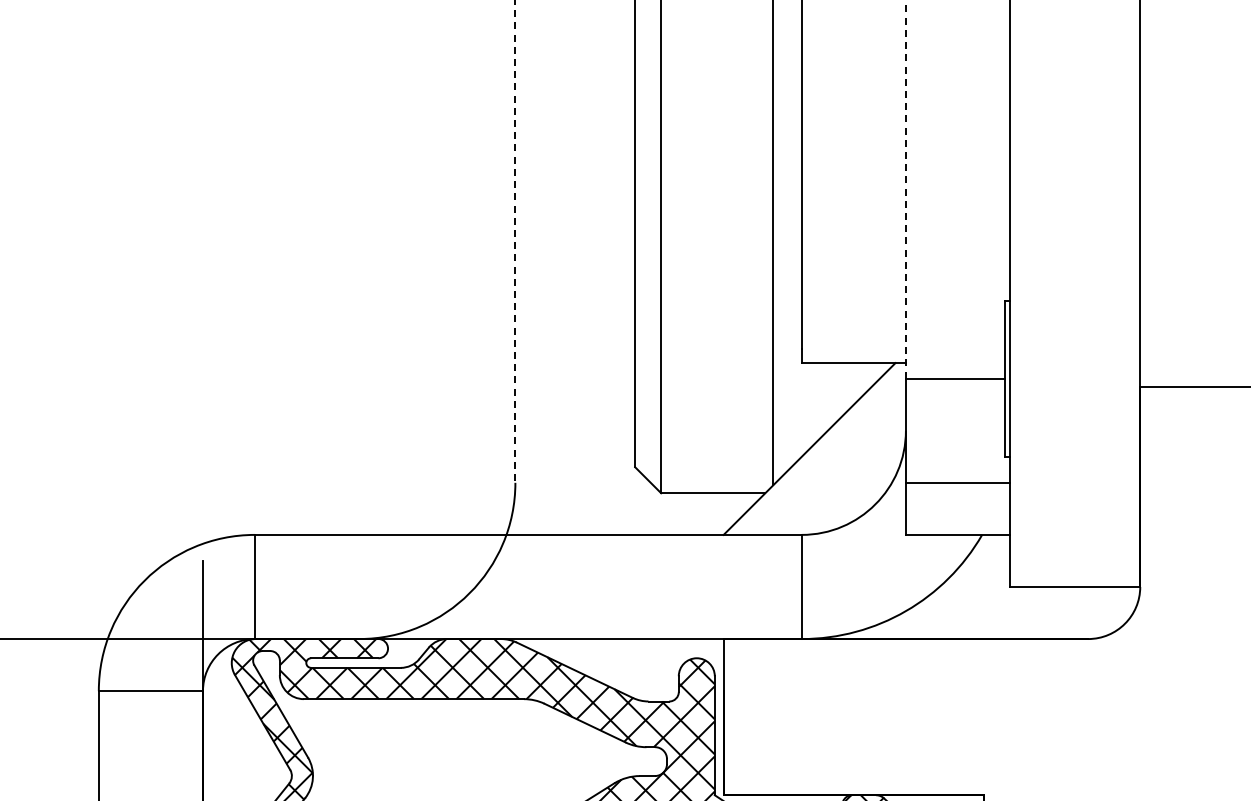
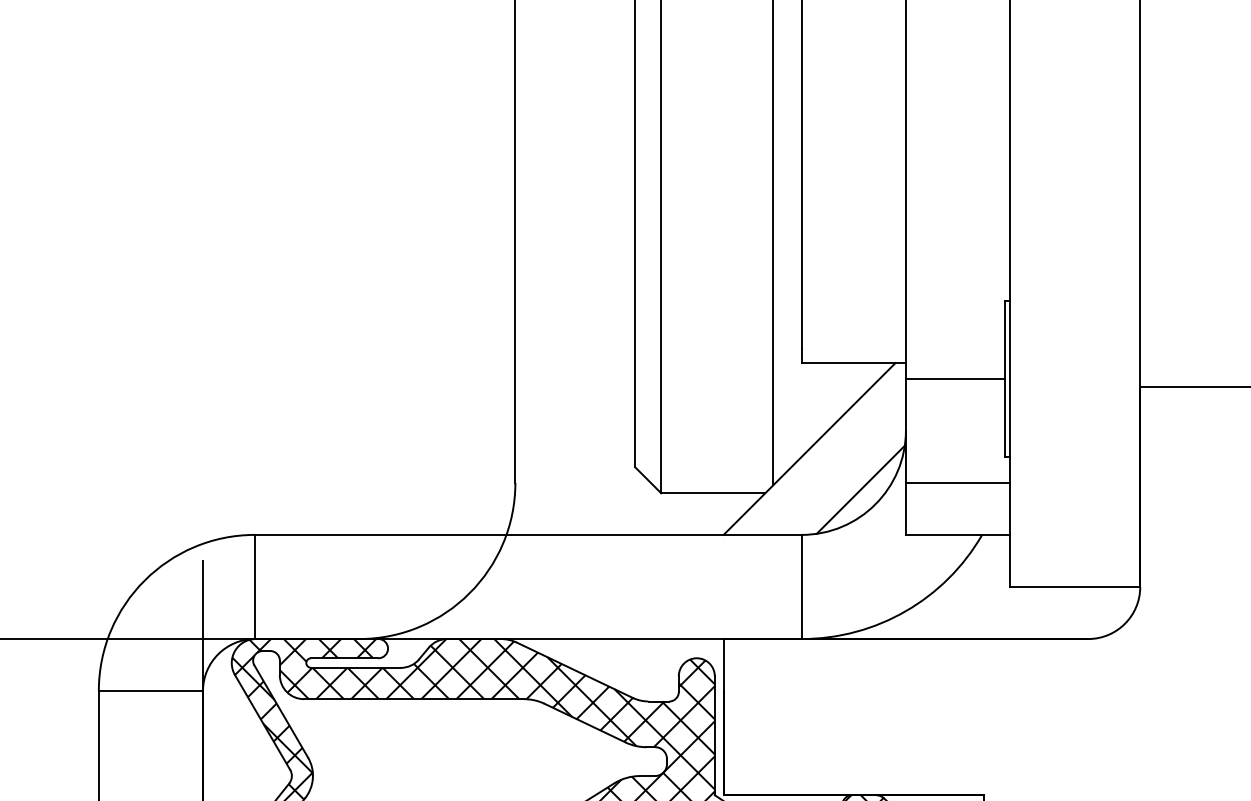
line: dashed -> solid (905, 189)
line: dashed -> solid (515, 241)
line: none -> present (860, 489)
